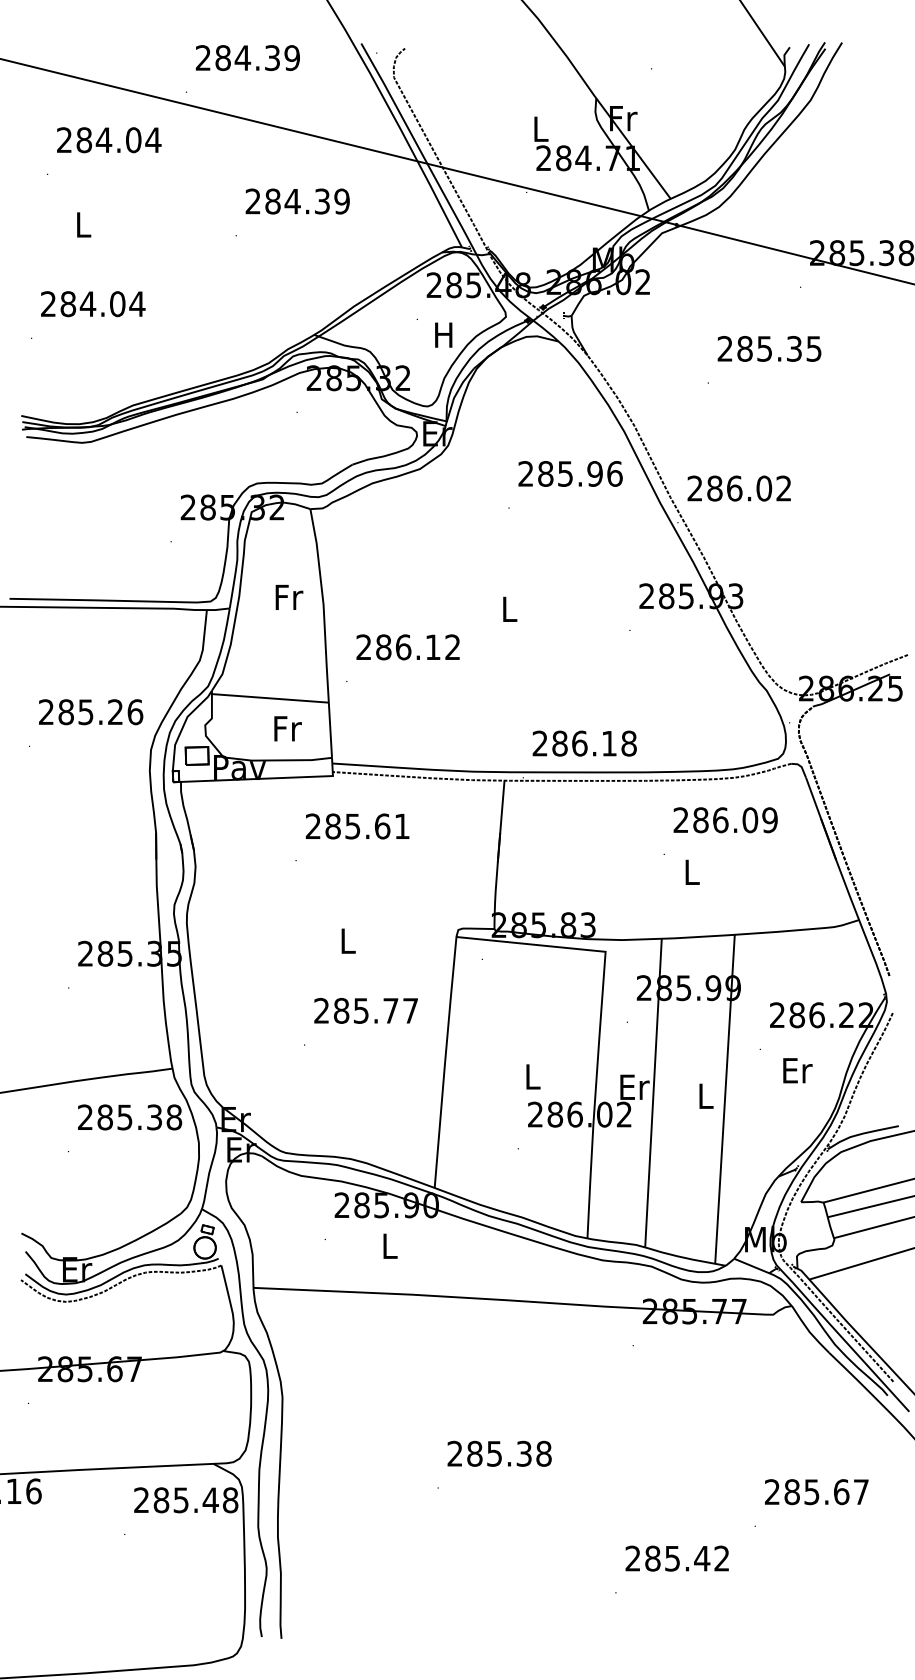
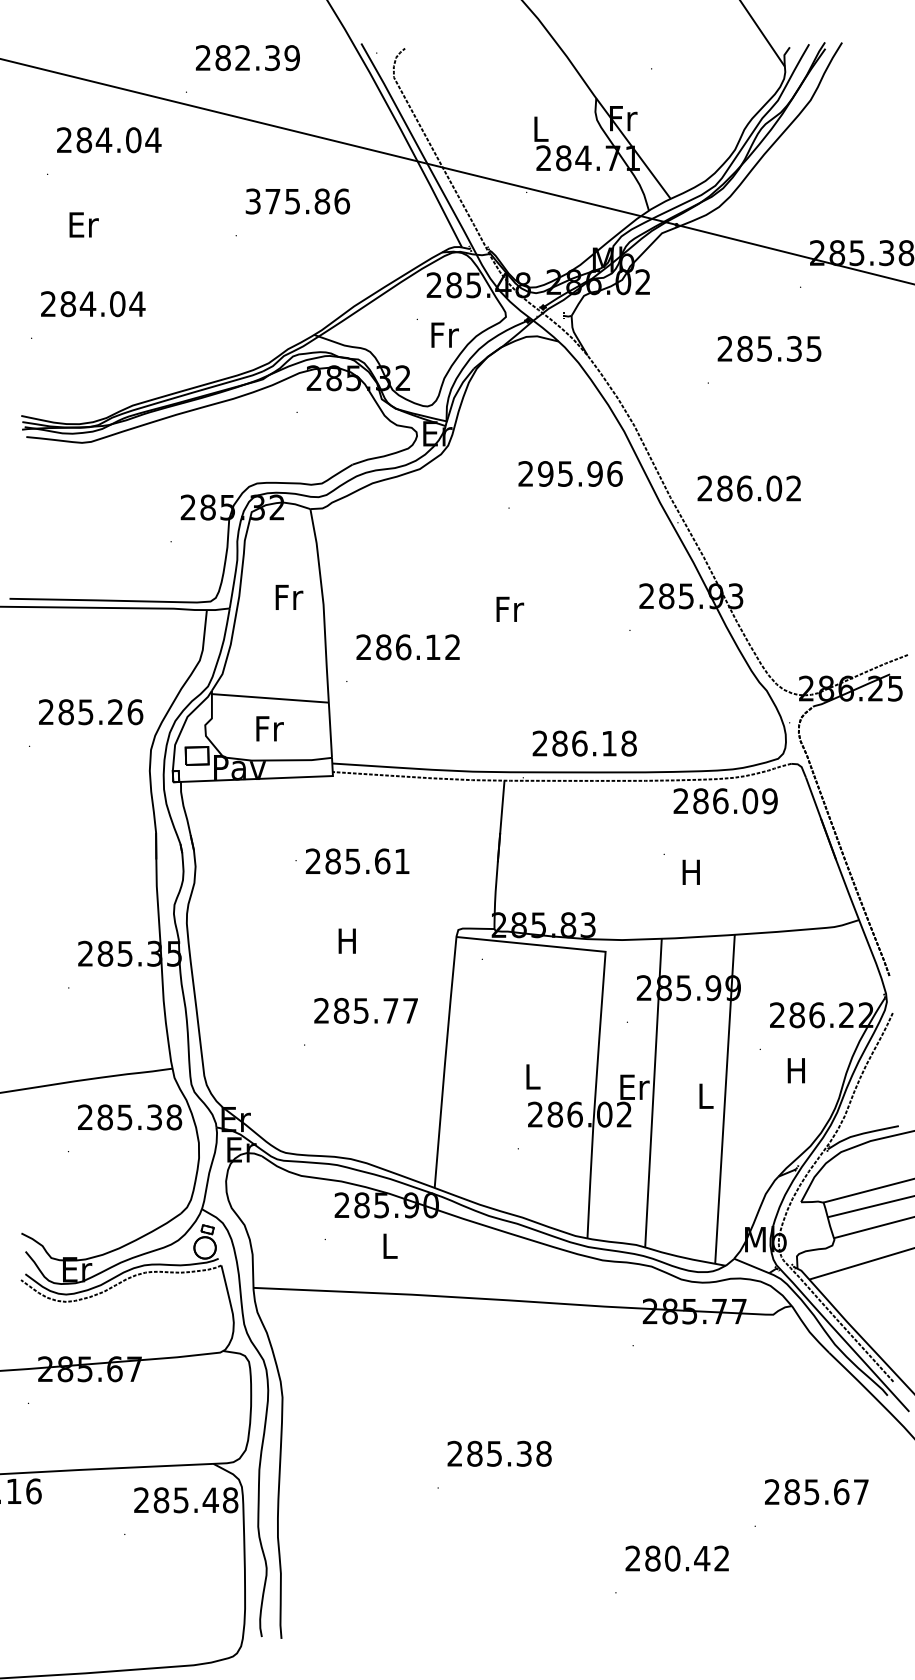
text: 284.39 -> 282.39 (242, 57)
text: 284.39 -> 375.86 (297, 201)
text: L -> Er (83, 224)
text: H -> Fr (444, 334)
text: 285.96 -> 295.96 (545, 473)
text position: (738, 488) -> (748, 488) (748, 488)
text: L -> Fr (510, 608)
text position: (287, 728) -> (269, 728) (269, 728)
text position: (725, 820) -> (725, 801) (725, 801)
text position: (357, 826) -> (357, 861) (357, 861)
text: L -> H (690, 871)
text: L -> H (346, 940)
text: Er -> H (797, 1070)
text: 285.42 -> 280.42 (672, 1558)
